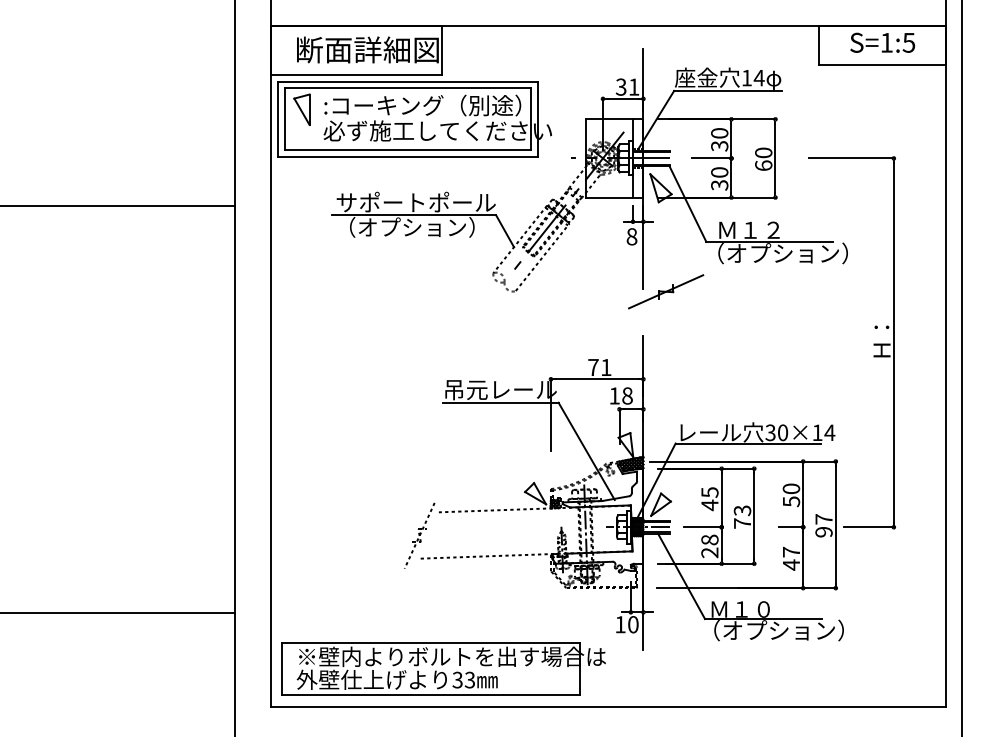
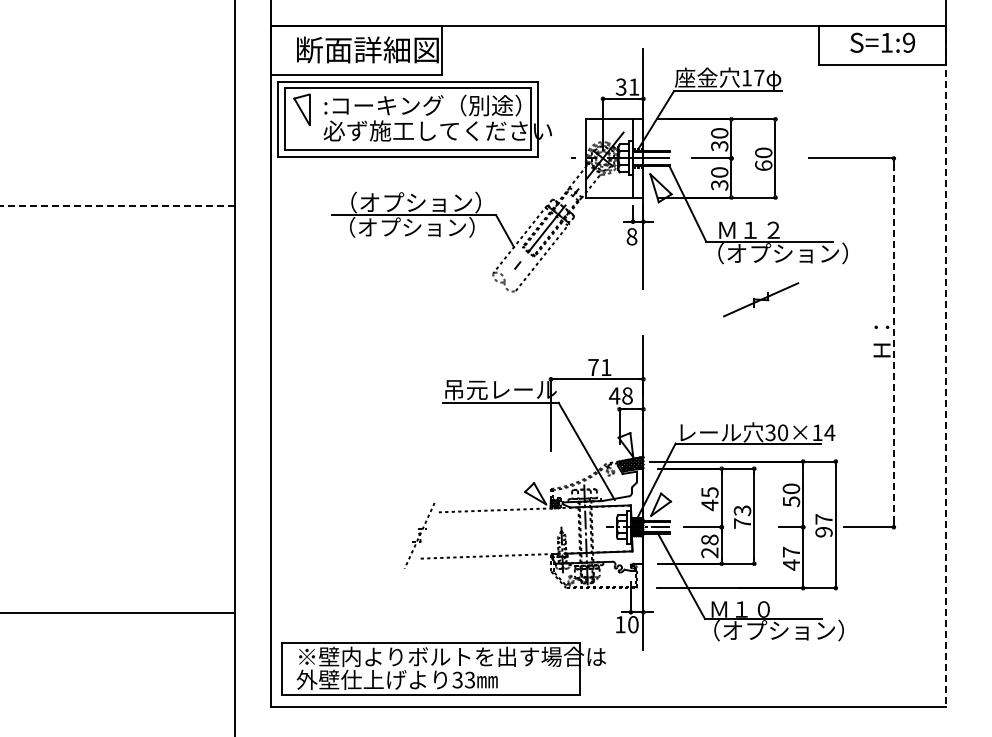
text: S=1:5 -> S=1:9 (908, 42)
text: 14 -> 17 (758, 78)
text: サポートポール -> （オプション） (415, 202)
line: solid -> dashed (117, 205)
part position: (666, 291) -> (761, 299) (761, 299)
line: solid -> dashed (893, 342)
line: solid -> dashed (945, 367)
line: present -> none (962, 367)
text: 18 -> 48 (614, 395)
